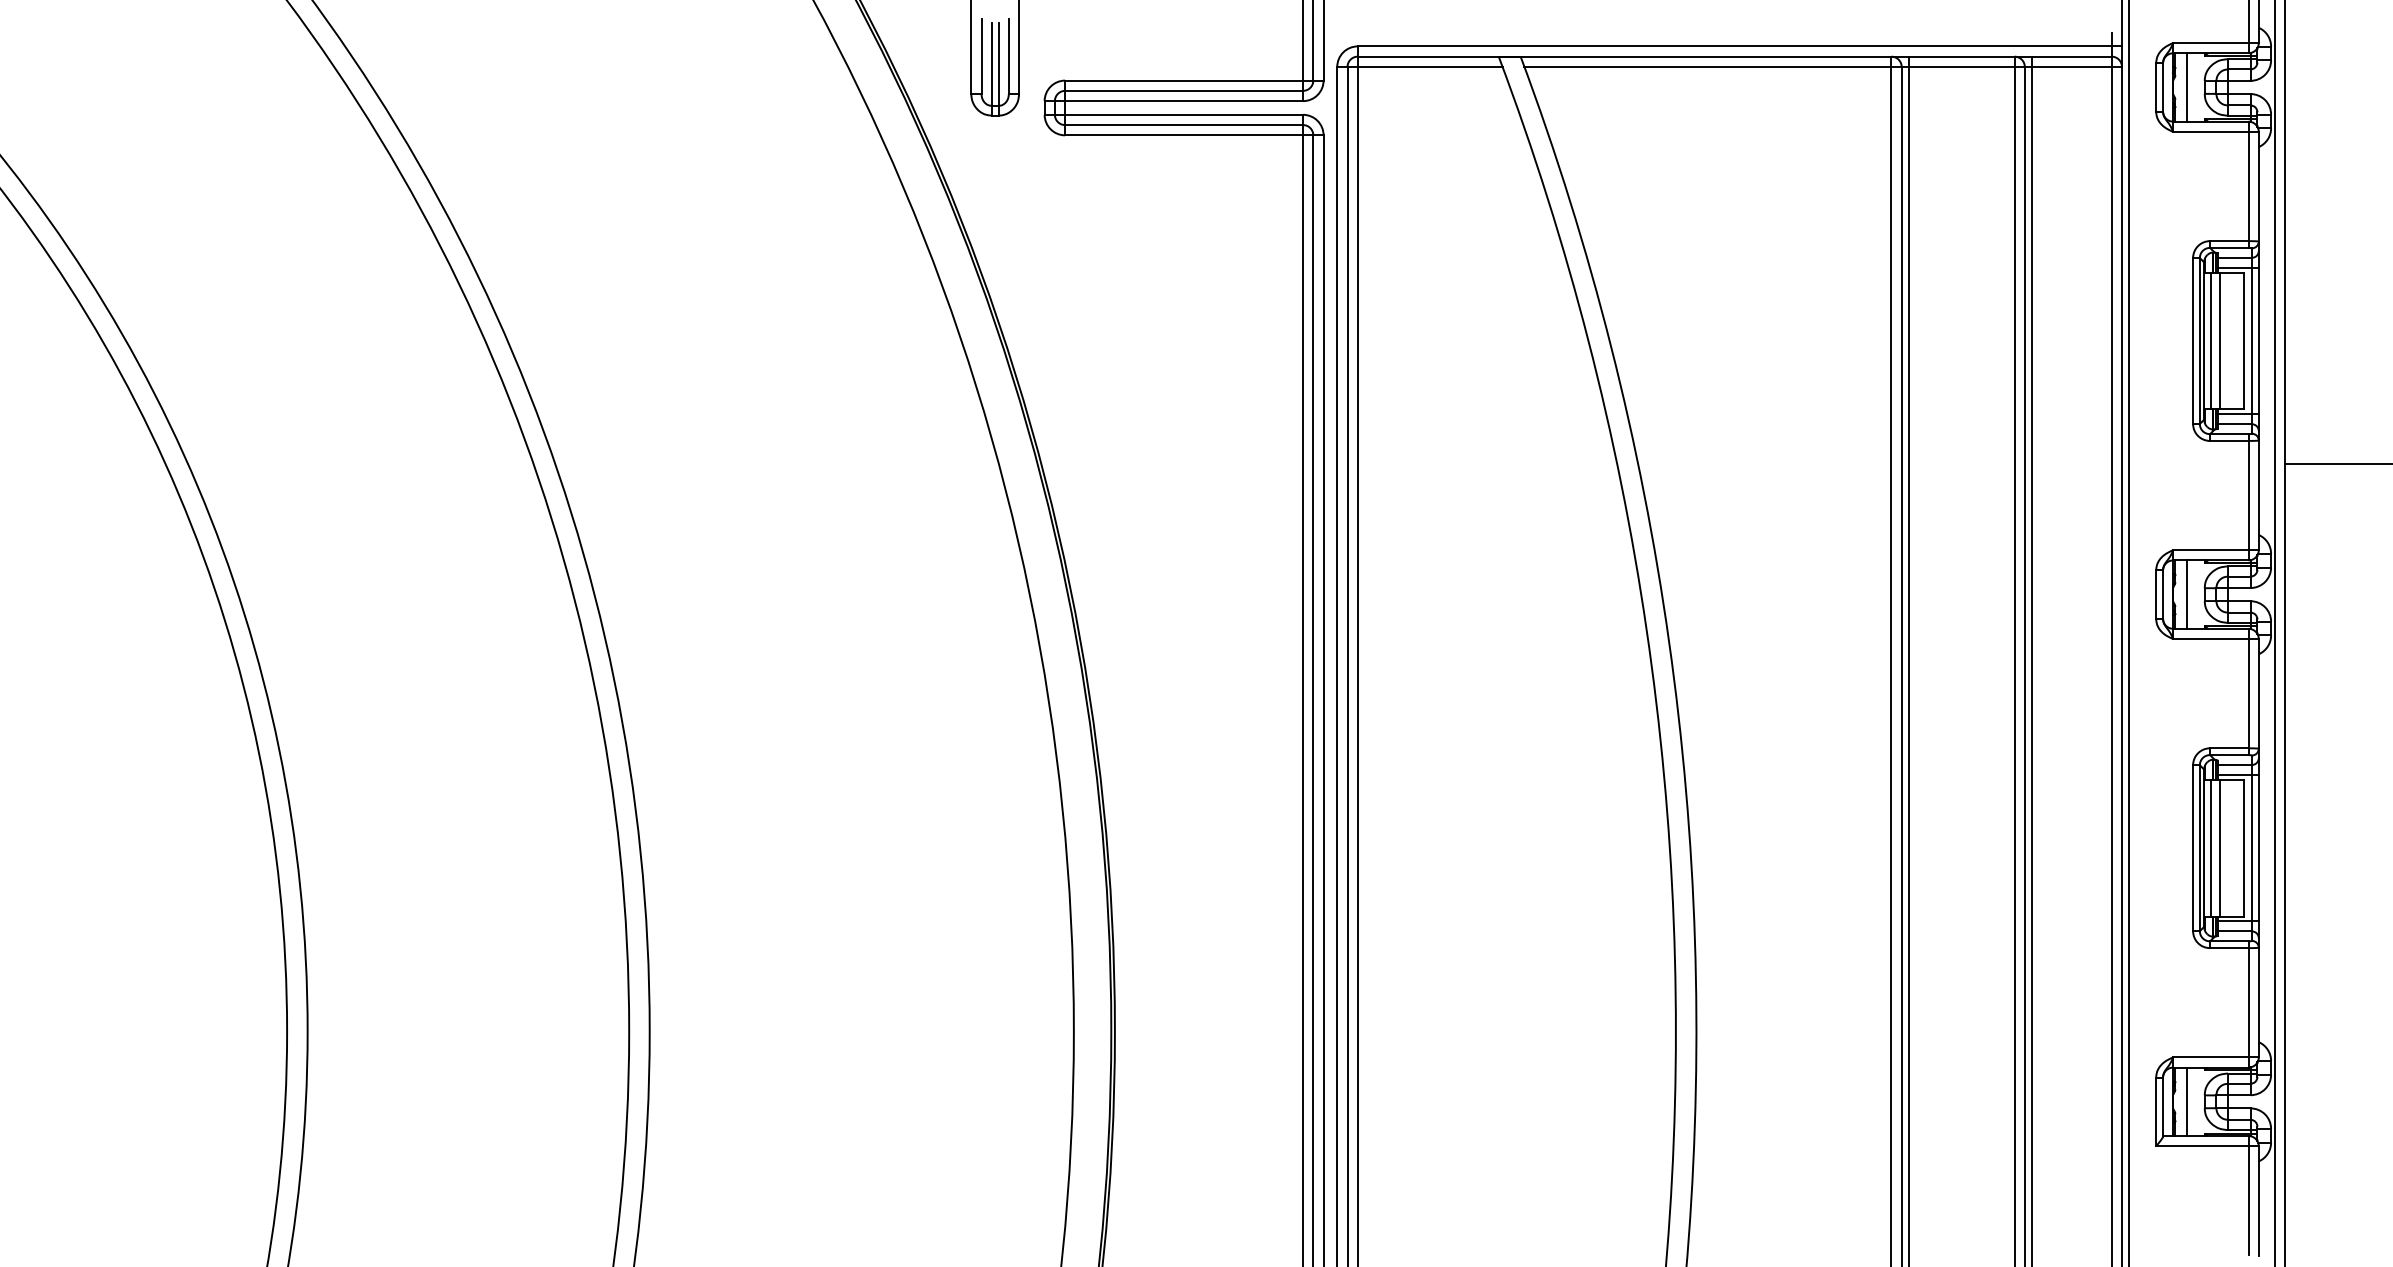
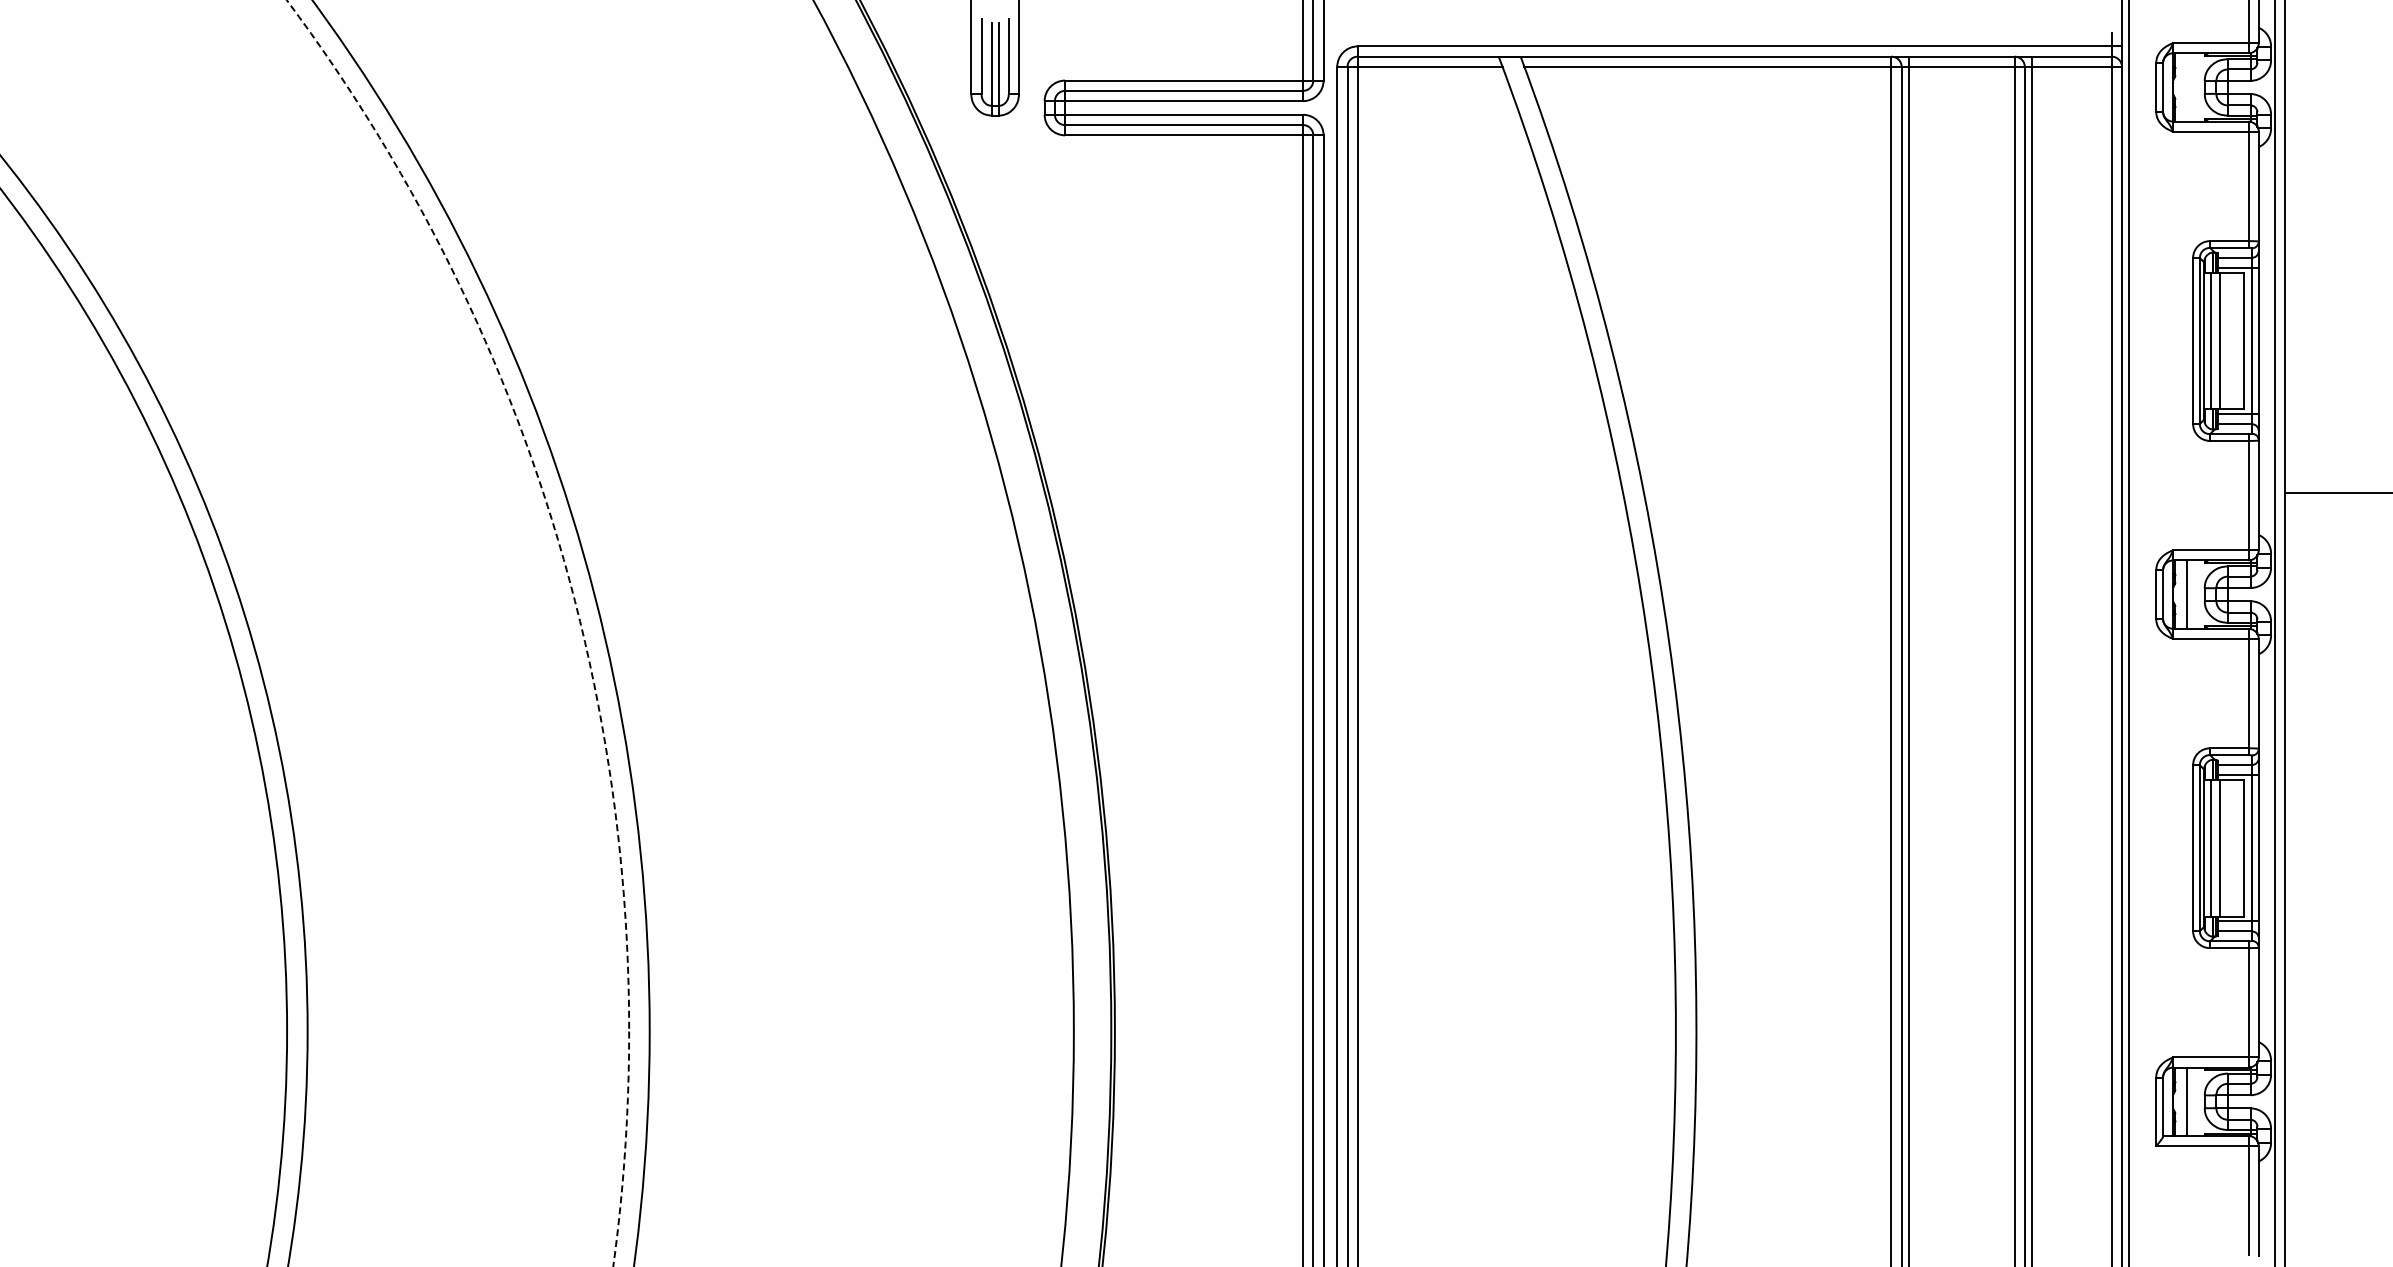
line: present -> none (2186, 87)
line position: (2336, 463) -> (2336, 492) (2336, 492)
circle: solid -> dashed (457, 633)
